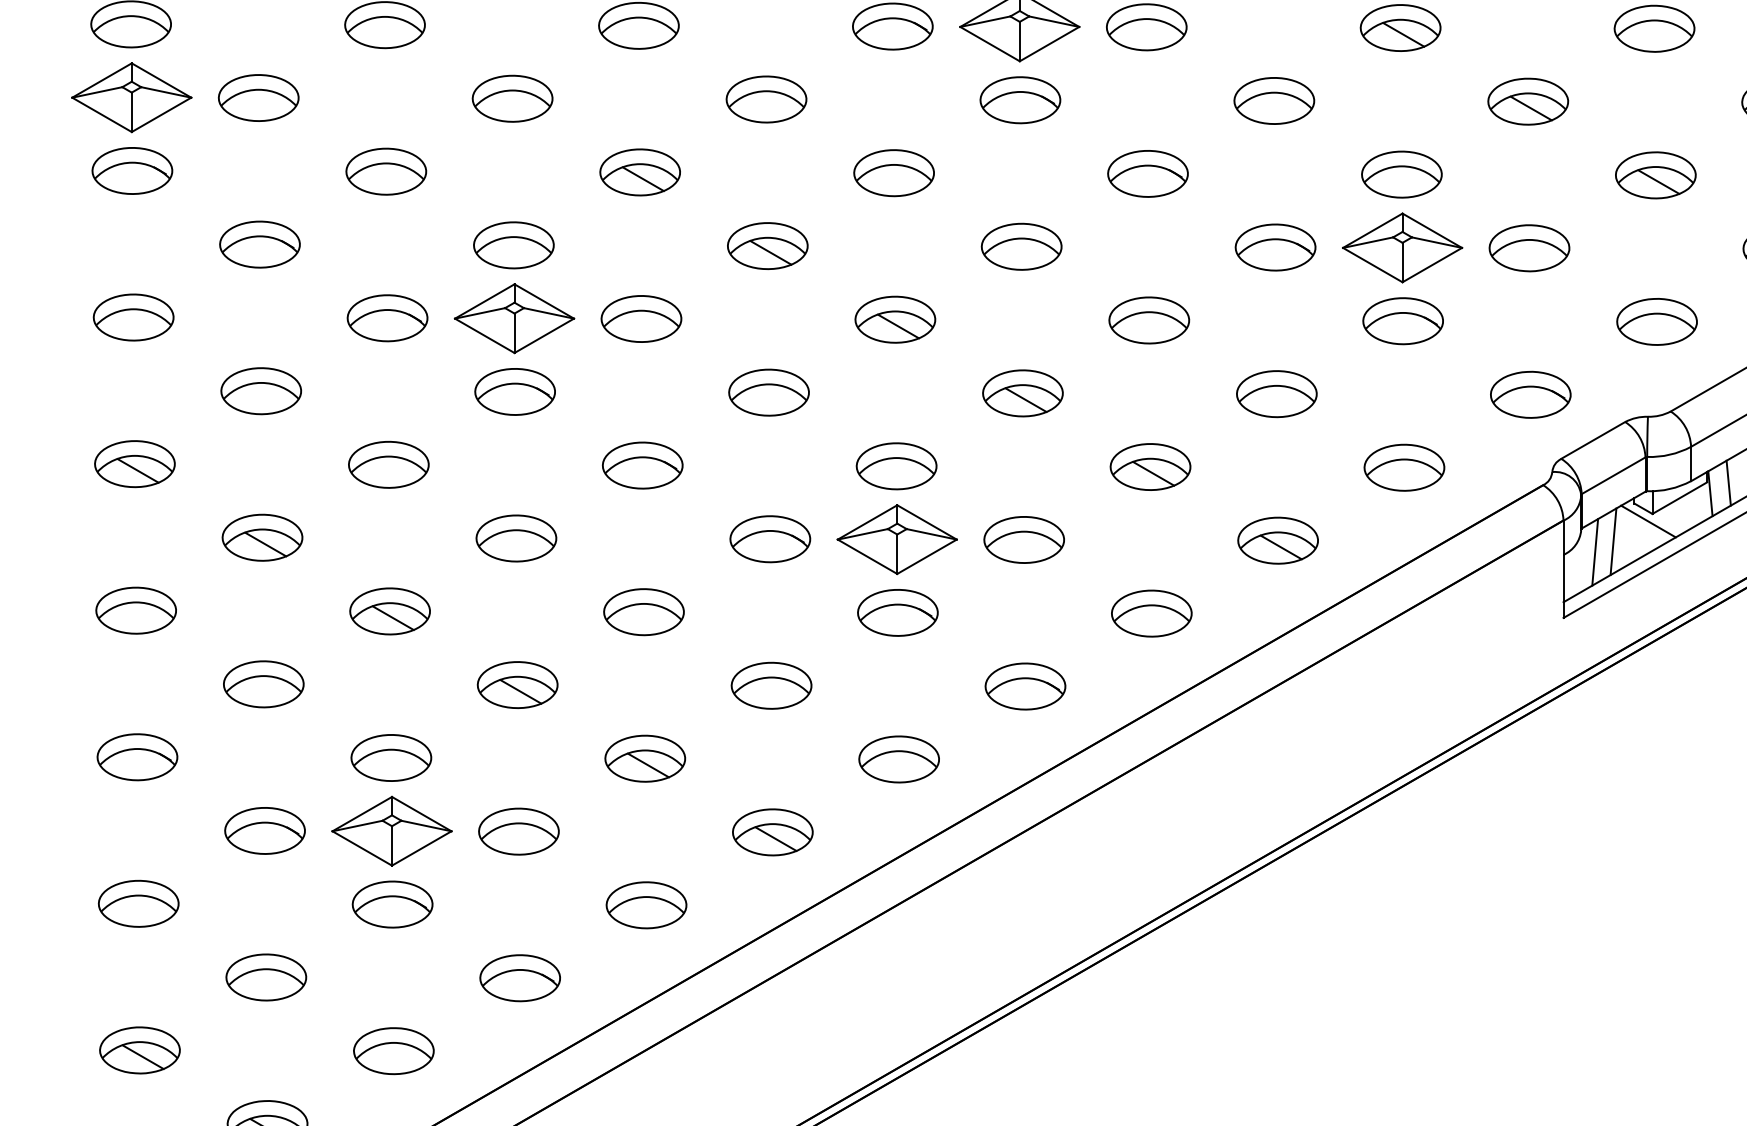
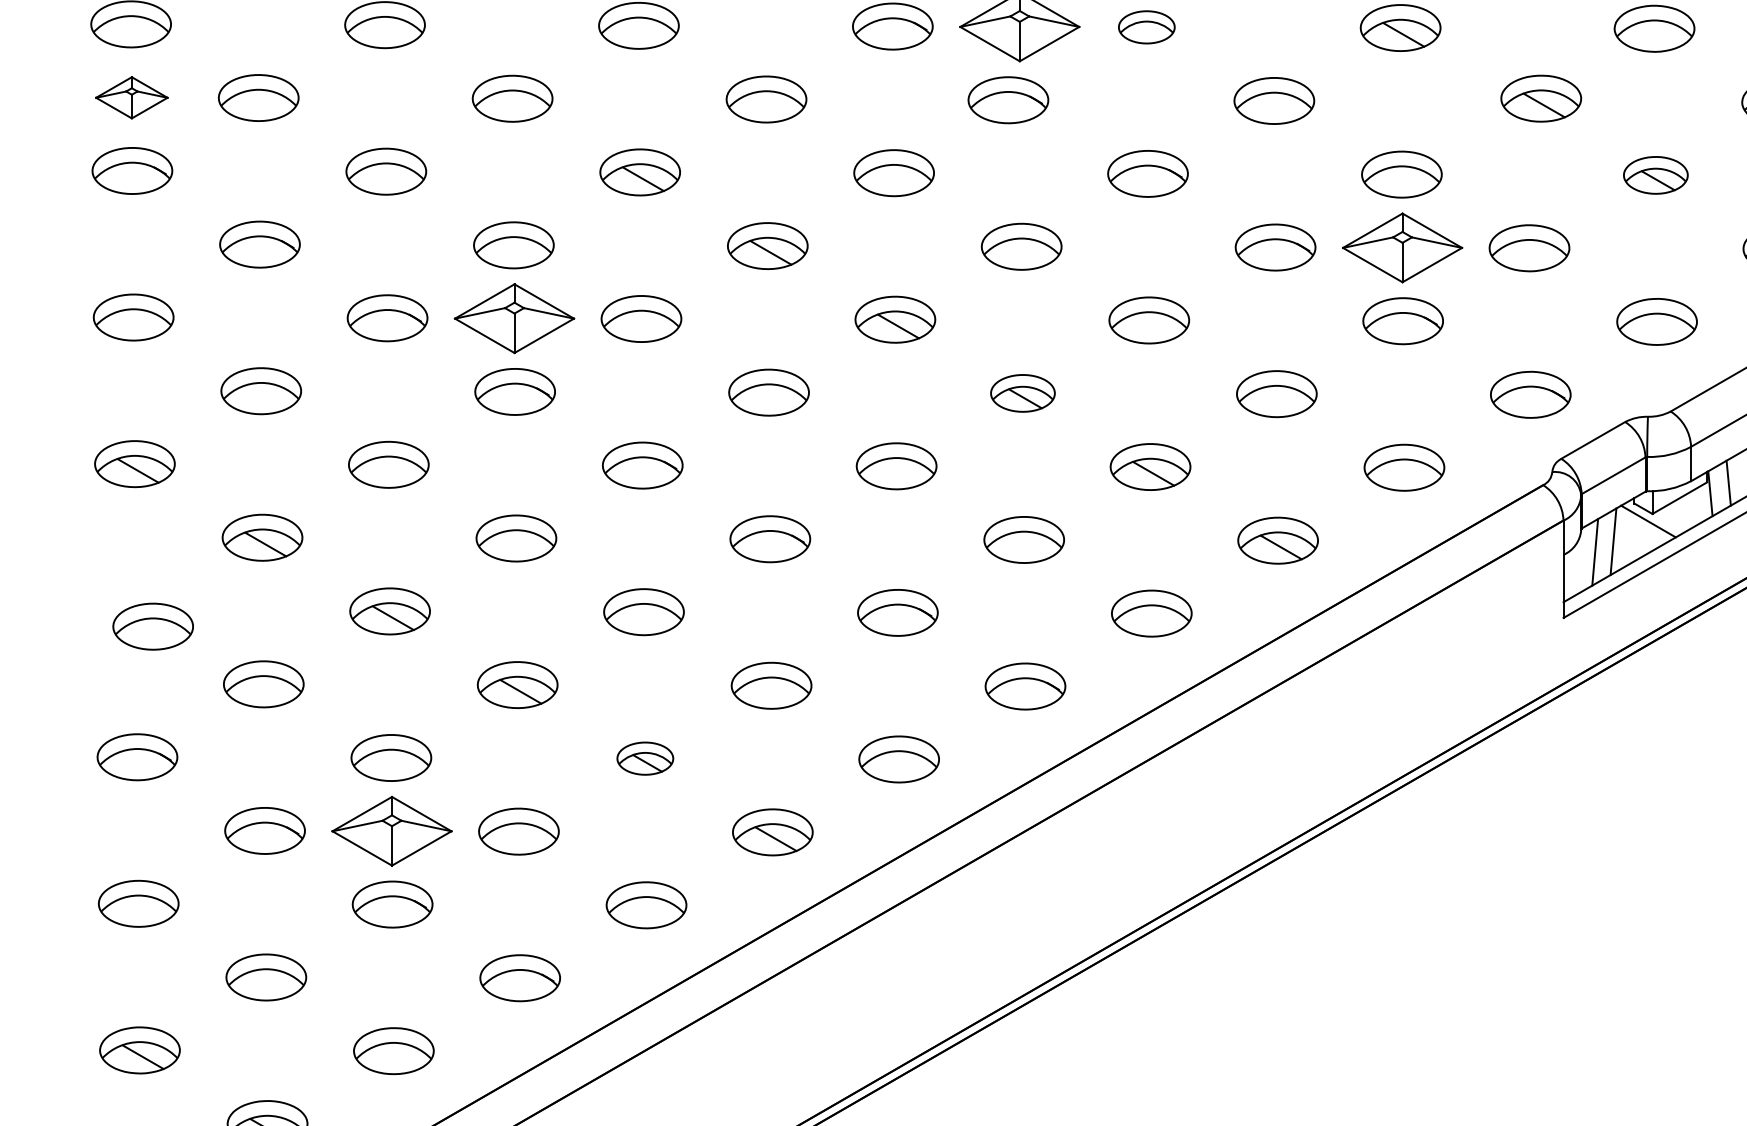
part size: 82x49 px -> 58x35 px (1146, 27)
part size: 122x72 px -> 74x44 px (131, 97)
part position: (1020, 100) -> (1008, 100) (1008, 100)
part position: (1528, 101) -> (1541, 98) (1541, 98)
part size: 82x49 px -> 66x39 px (1655, 175)
part size: 82x49 px -> 66x39 px (1022, 393)
part: present -> none (896, 539)
part position: (135, 610) -> (152, 626) (152, 626)
part size: 83x49 px -> 59x35 px (645, 758)
